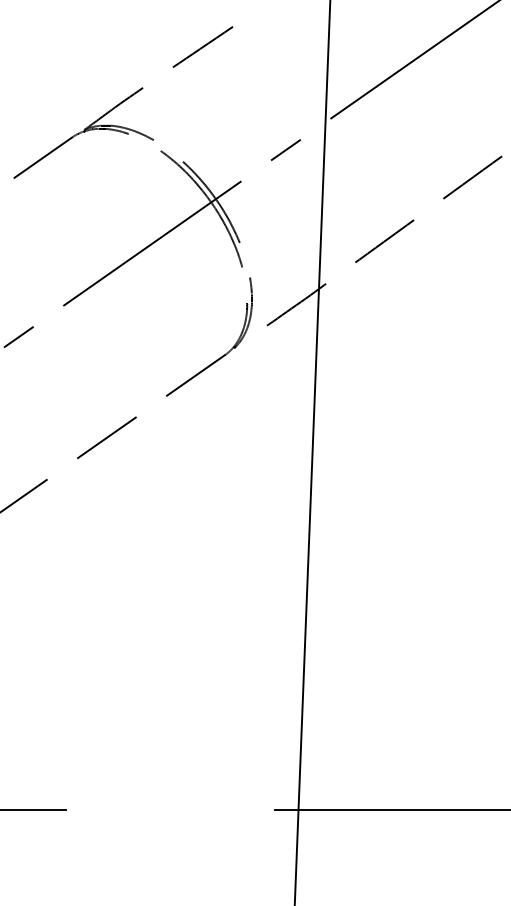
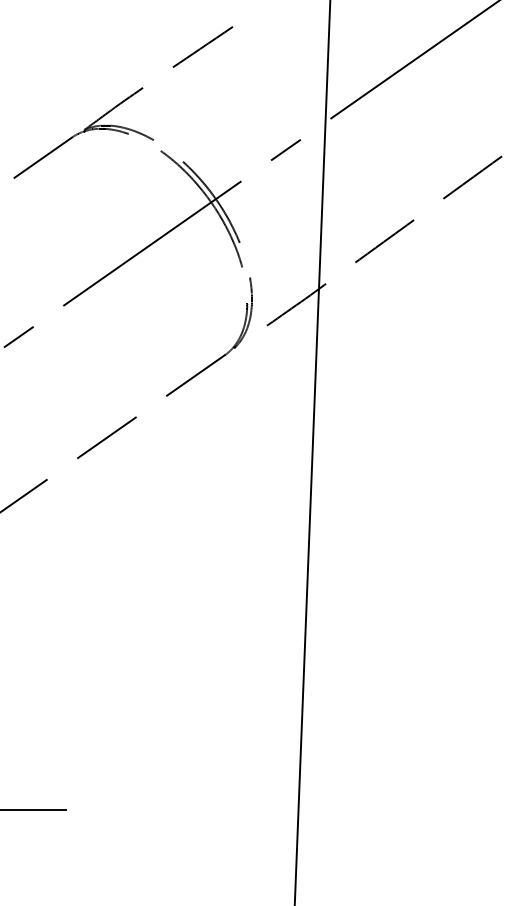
line: present -> none (391, 809)
